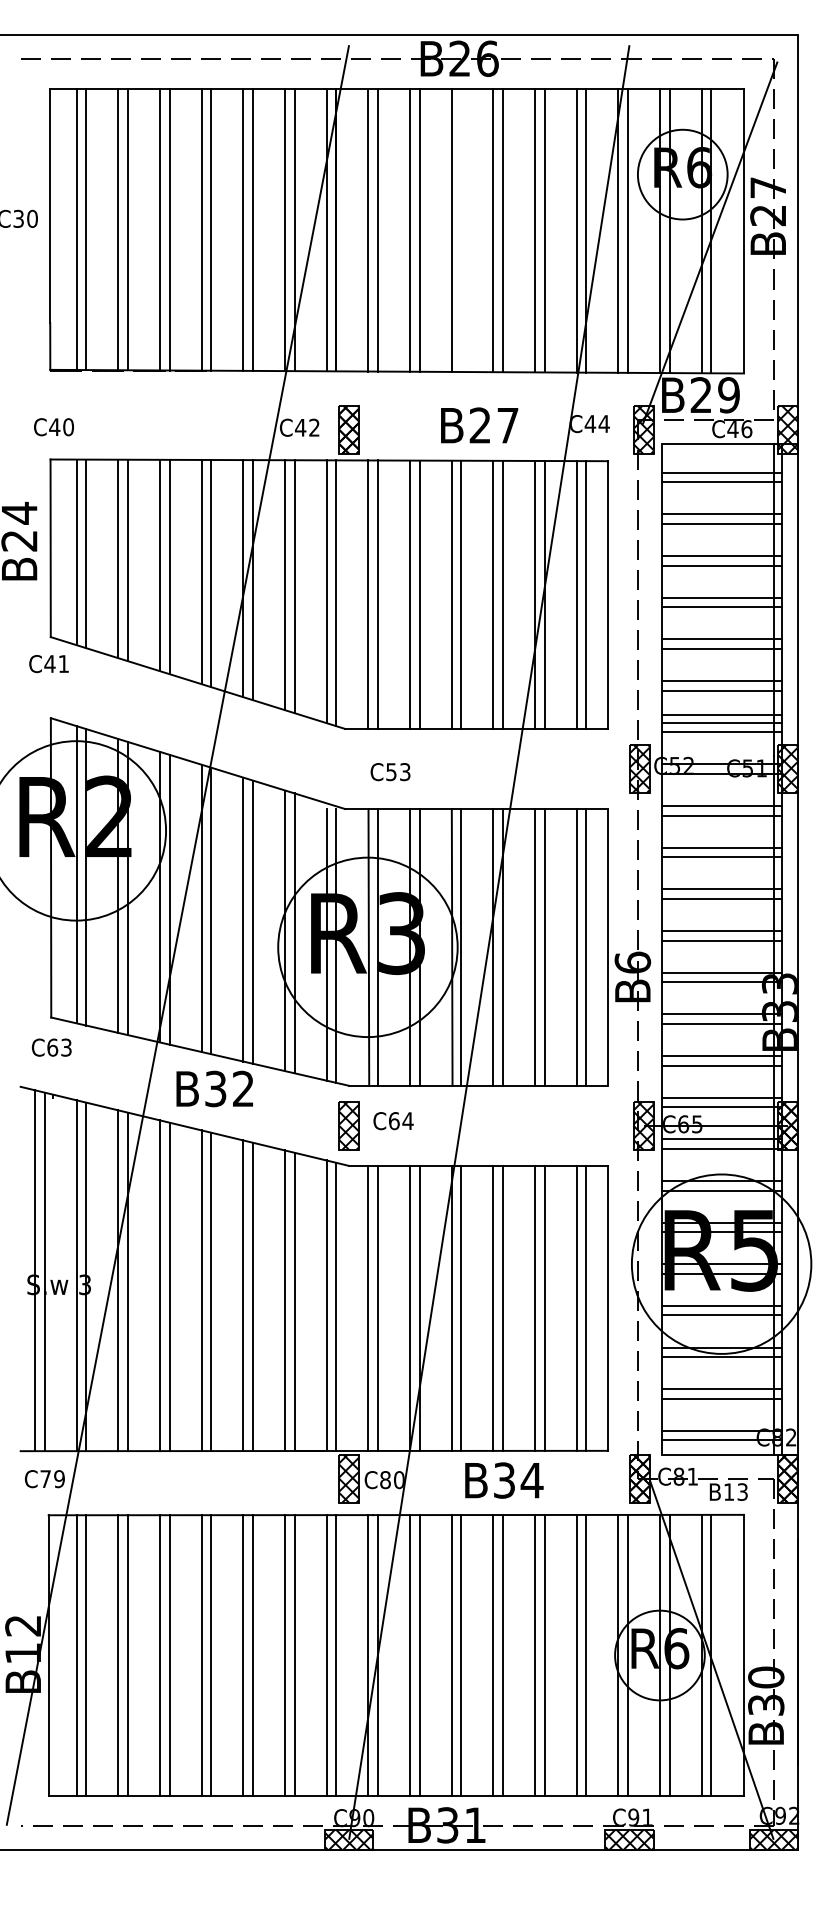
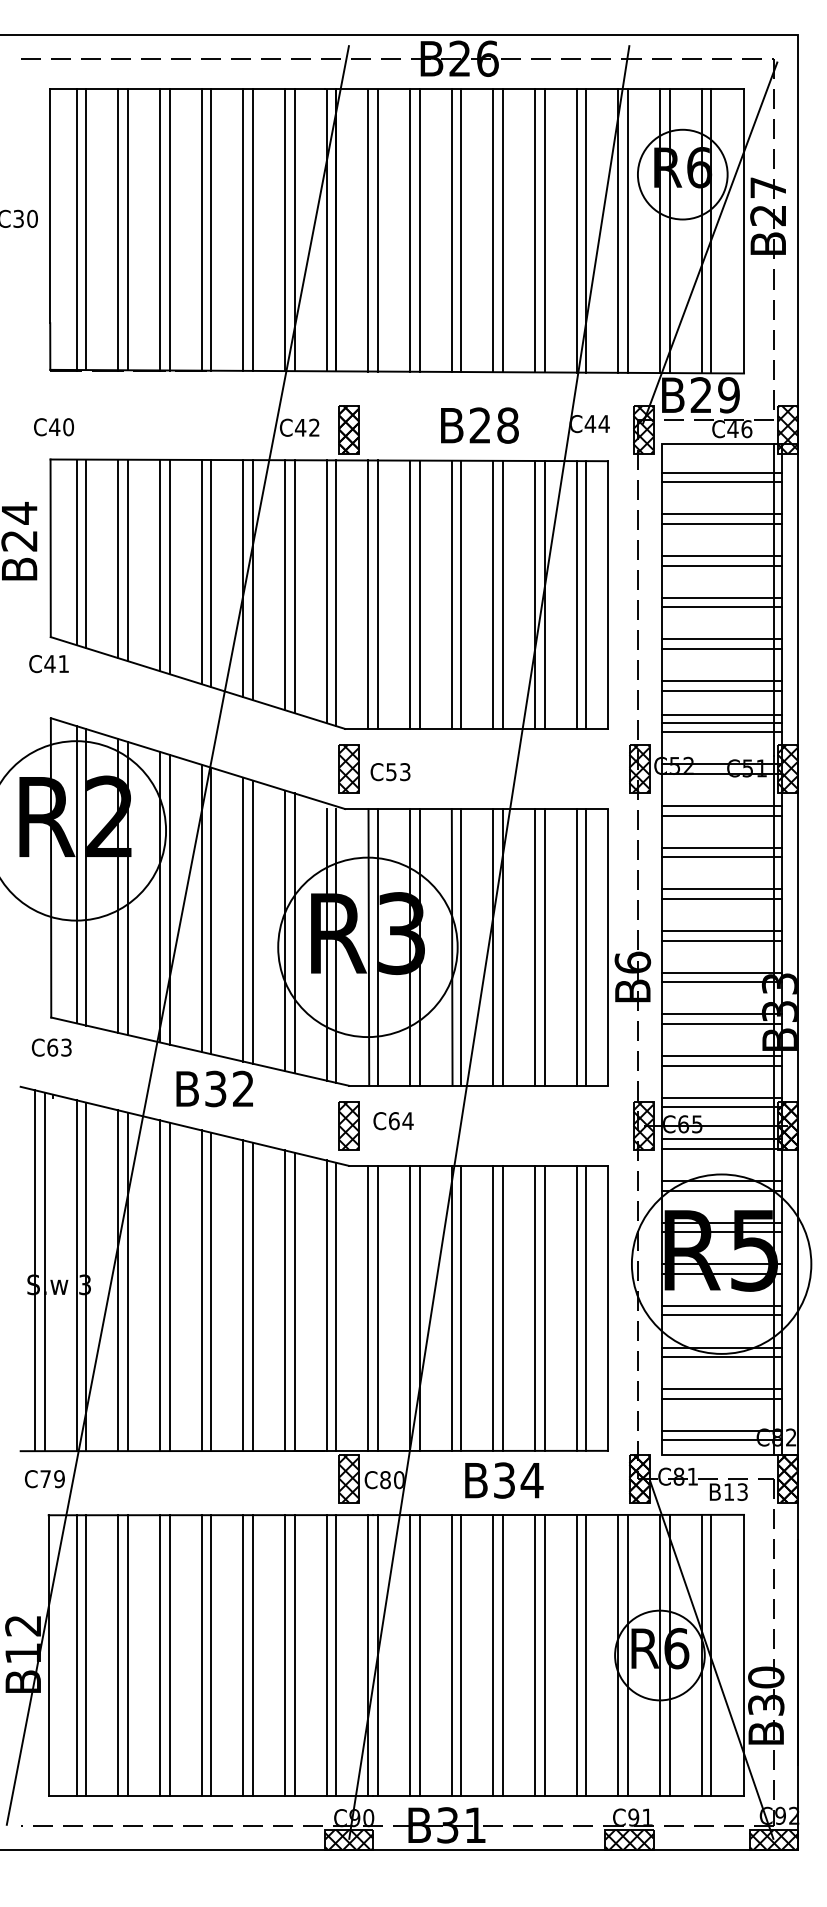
line: none -> present (461, 230)
text: B27 -> B28 (507, 425)
part: none -> present (348, 768)
